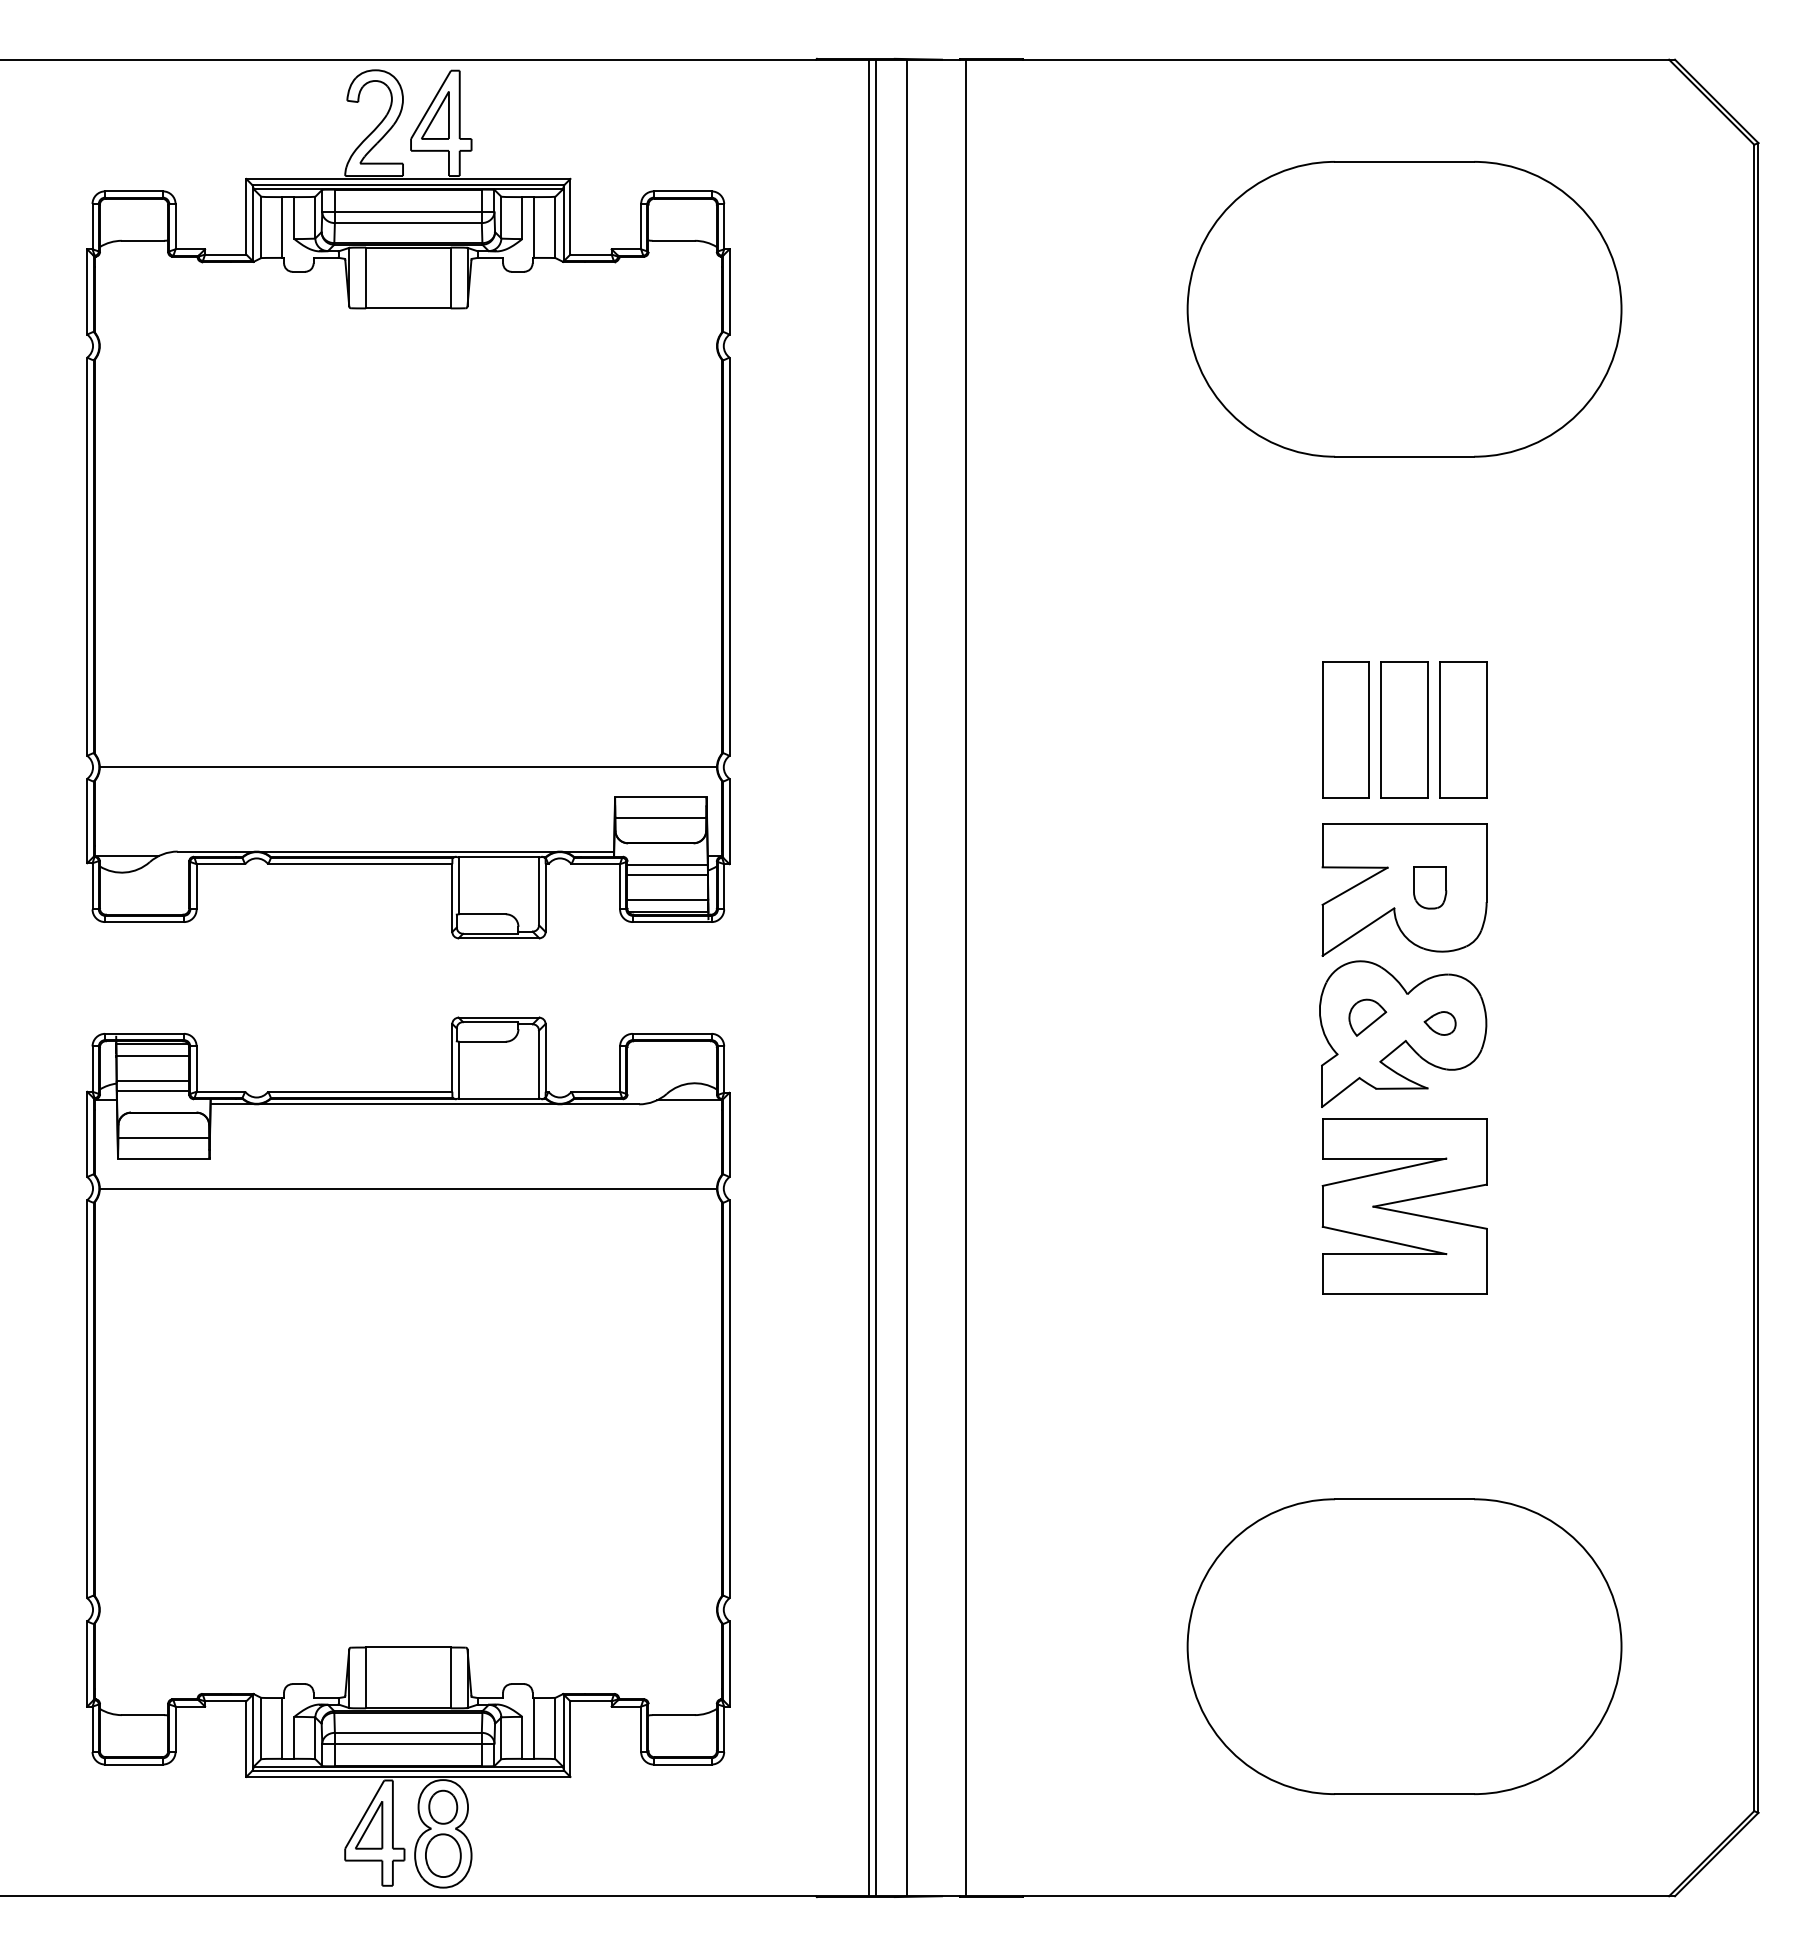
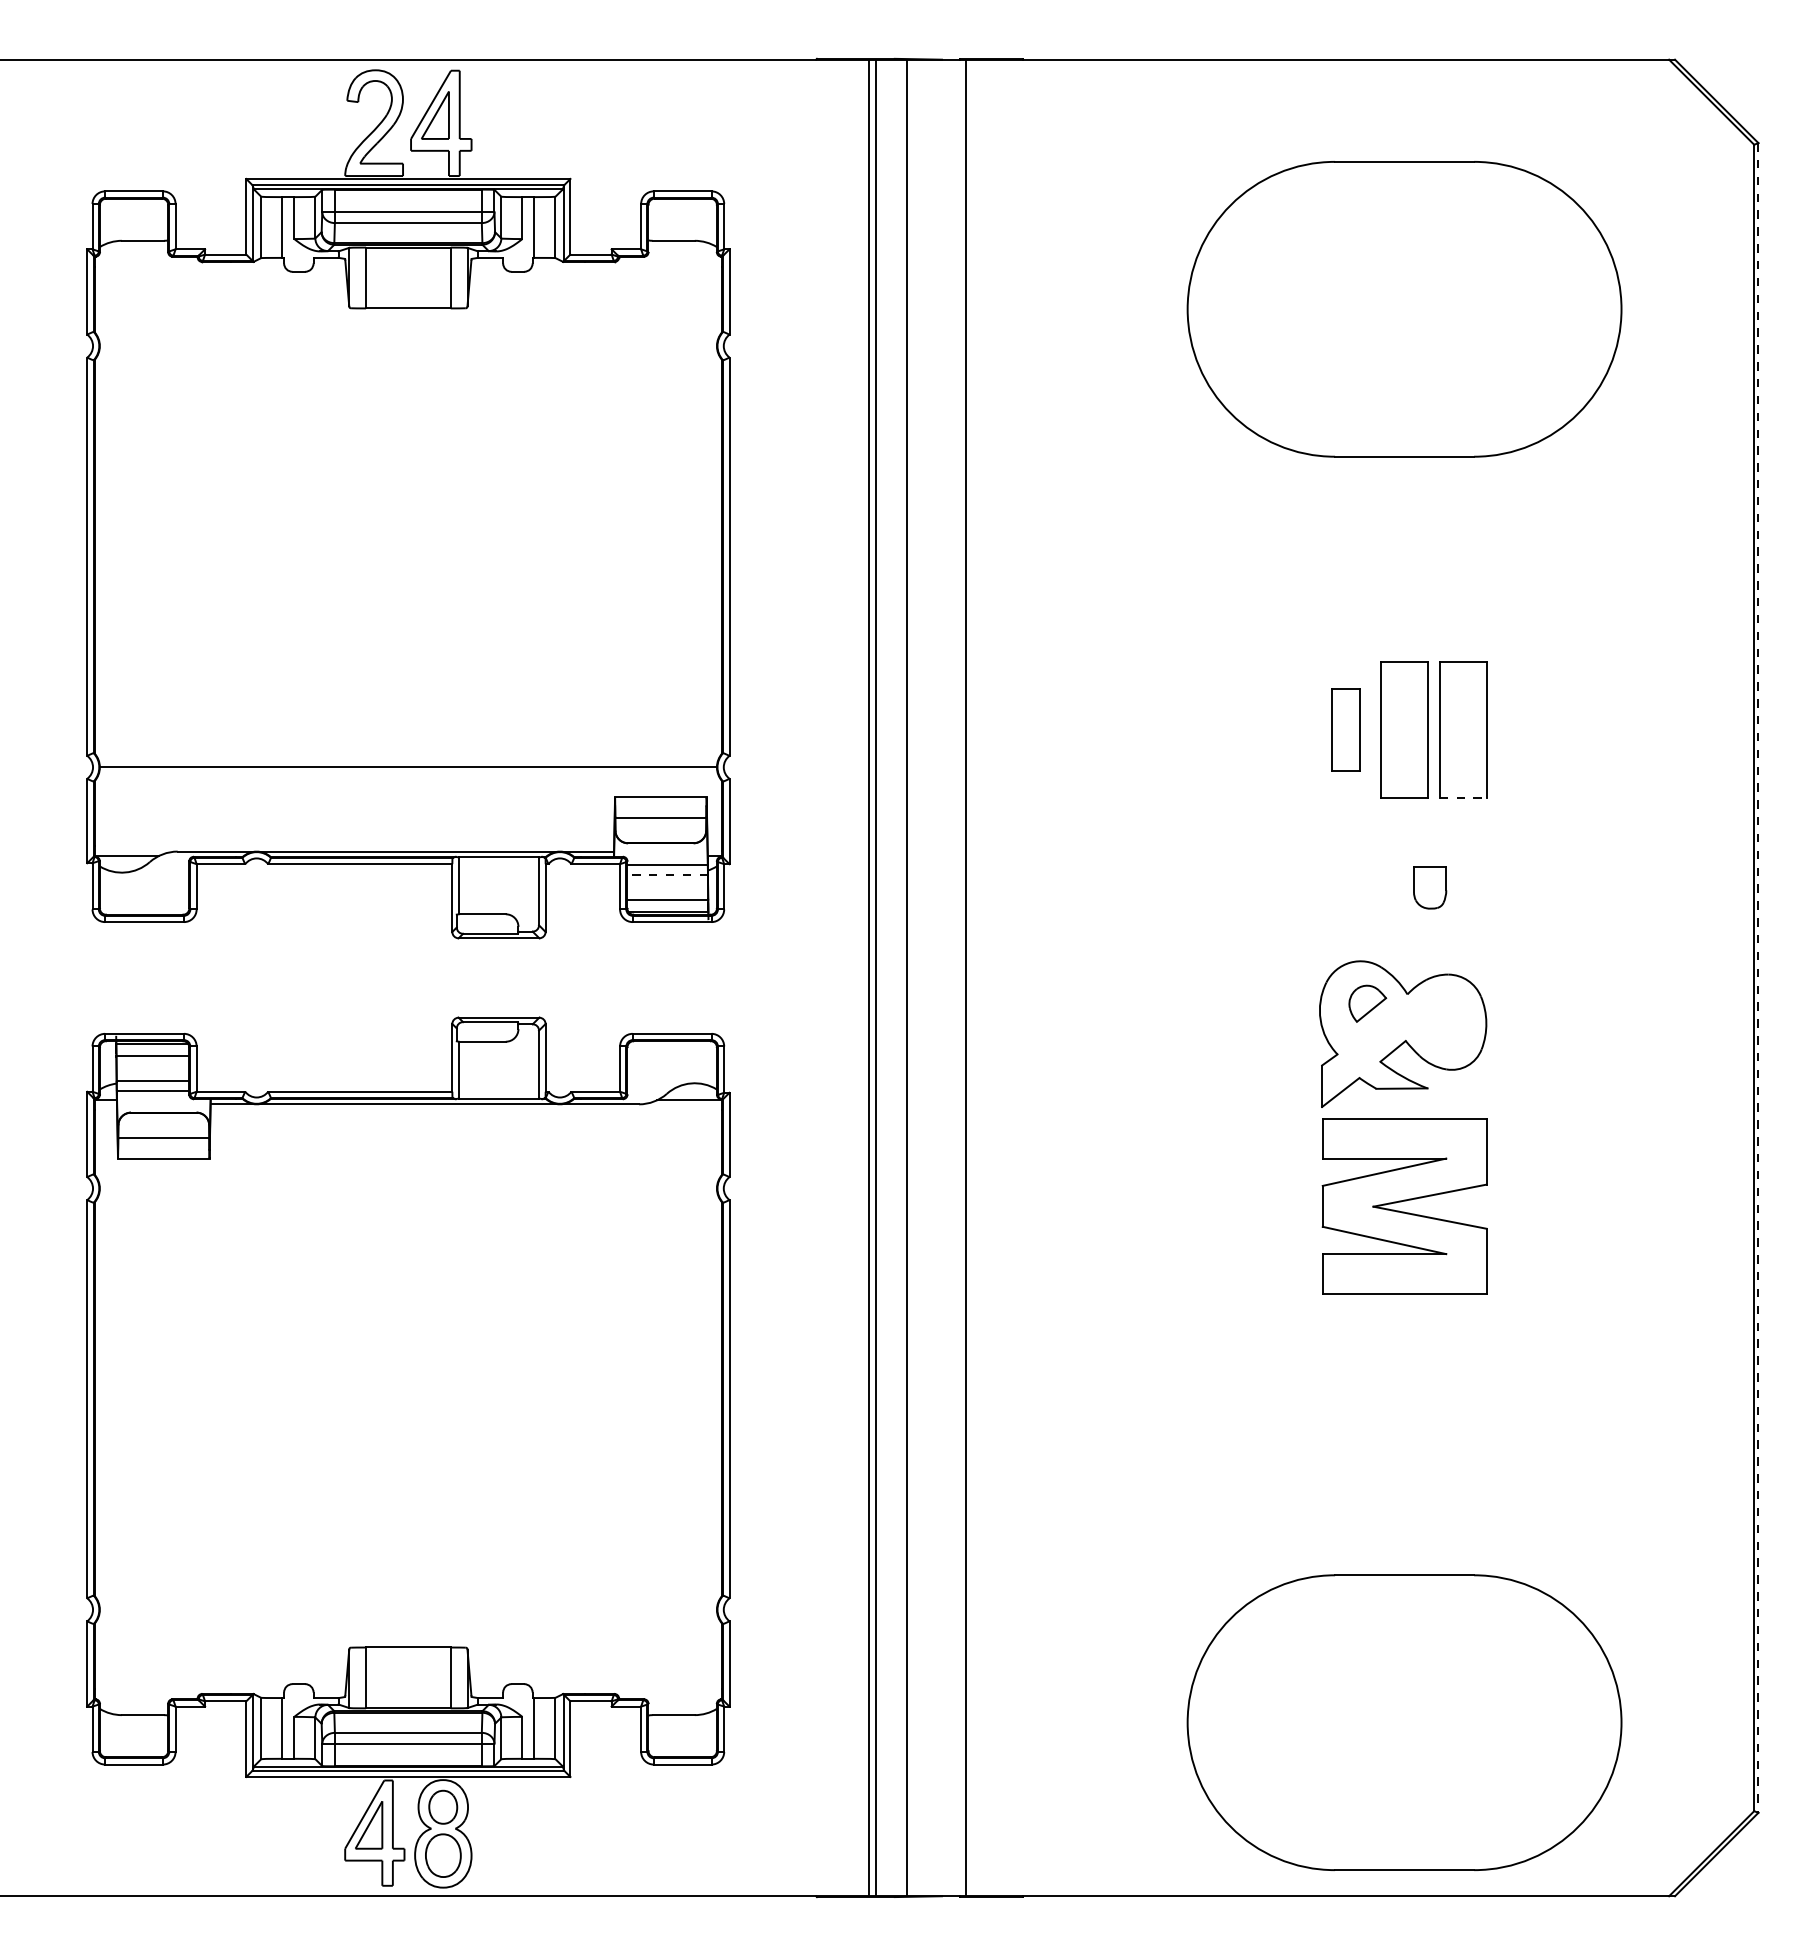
part size: 48x138 px -> 30x84 px (1345, 729)
line: solid -> dashed (1463, 798)
line: solid -> dashed (667, 875)
part: present -> none (1404, 889)
line: solid -> dashed (1758, 977)
part position: (1367, 1017) -> (1367, 1003) (1367, 1003)
part: present -> none (1439, 1023)
line: present -> none (407, 1188)
part position: (1404, 1646) -> (1404, 1722) (1404, 1722)
